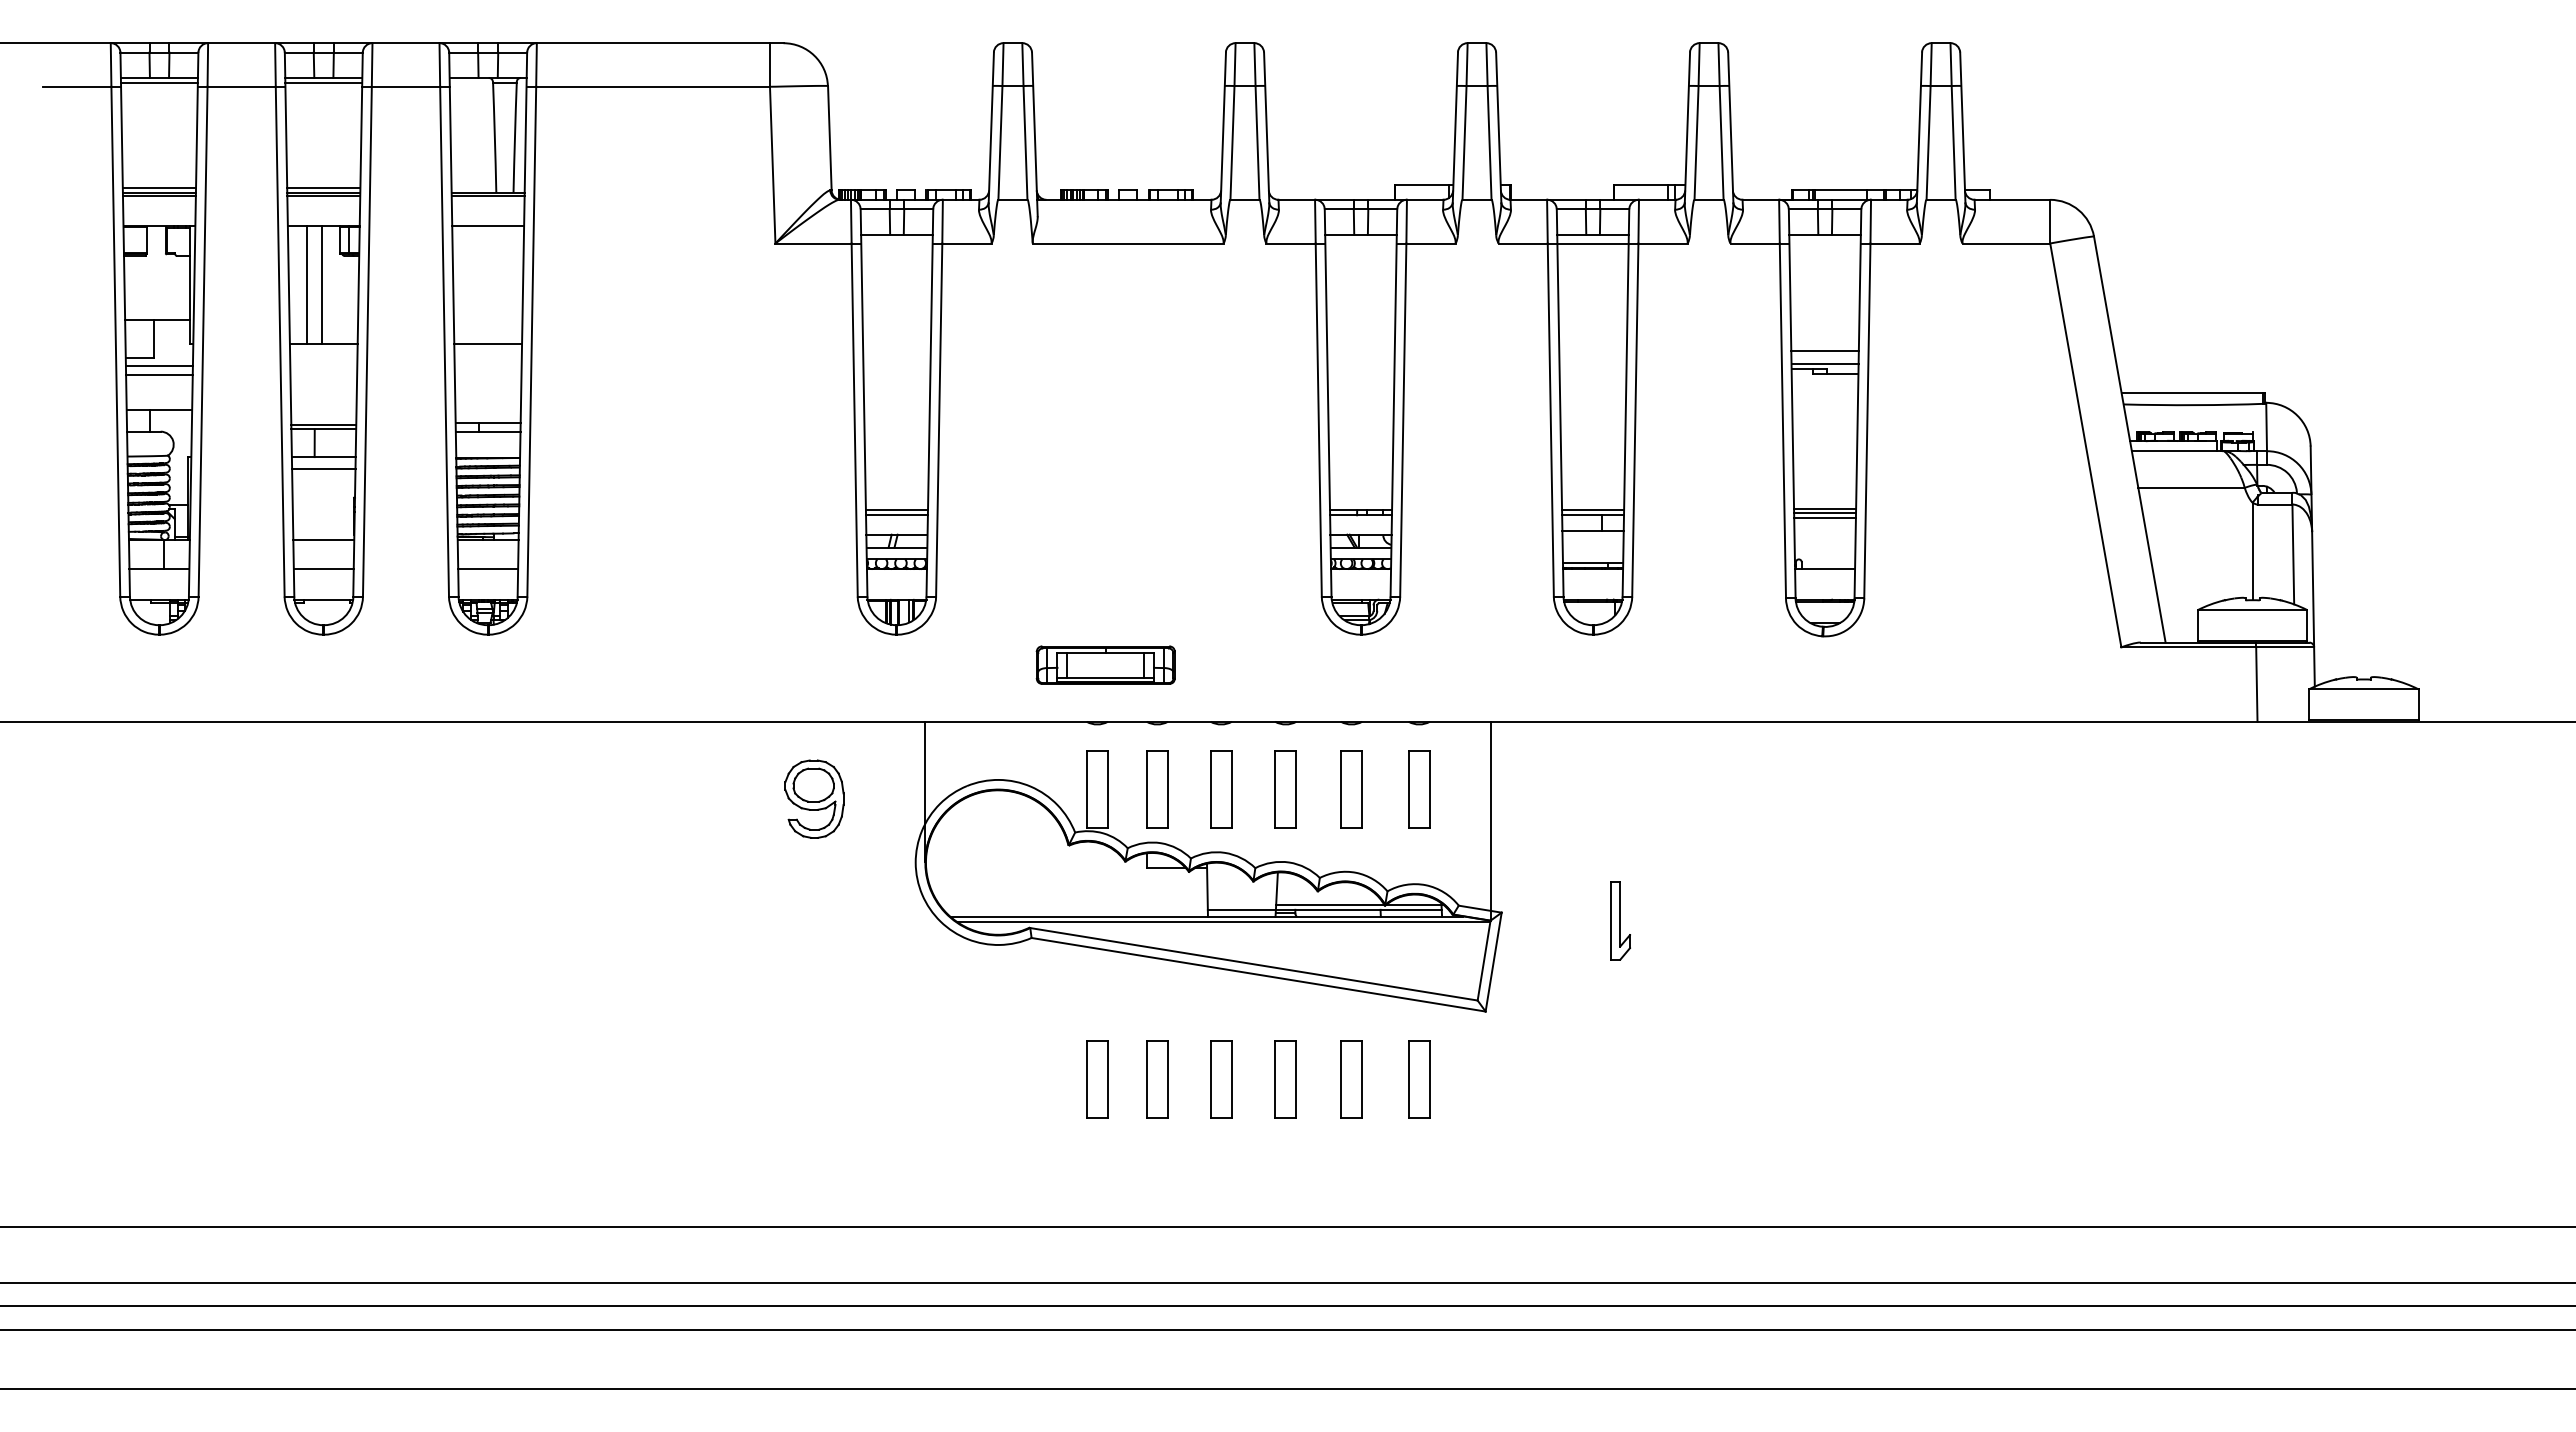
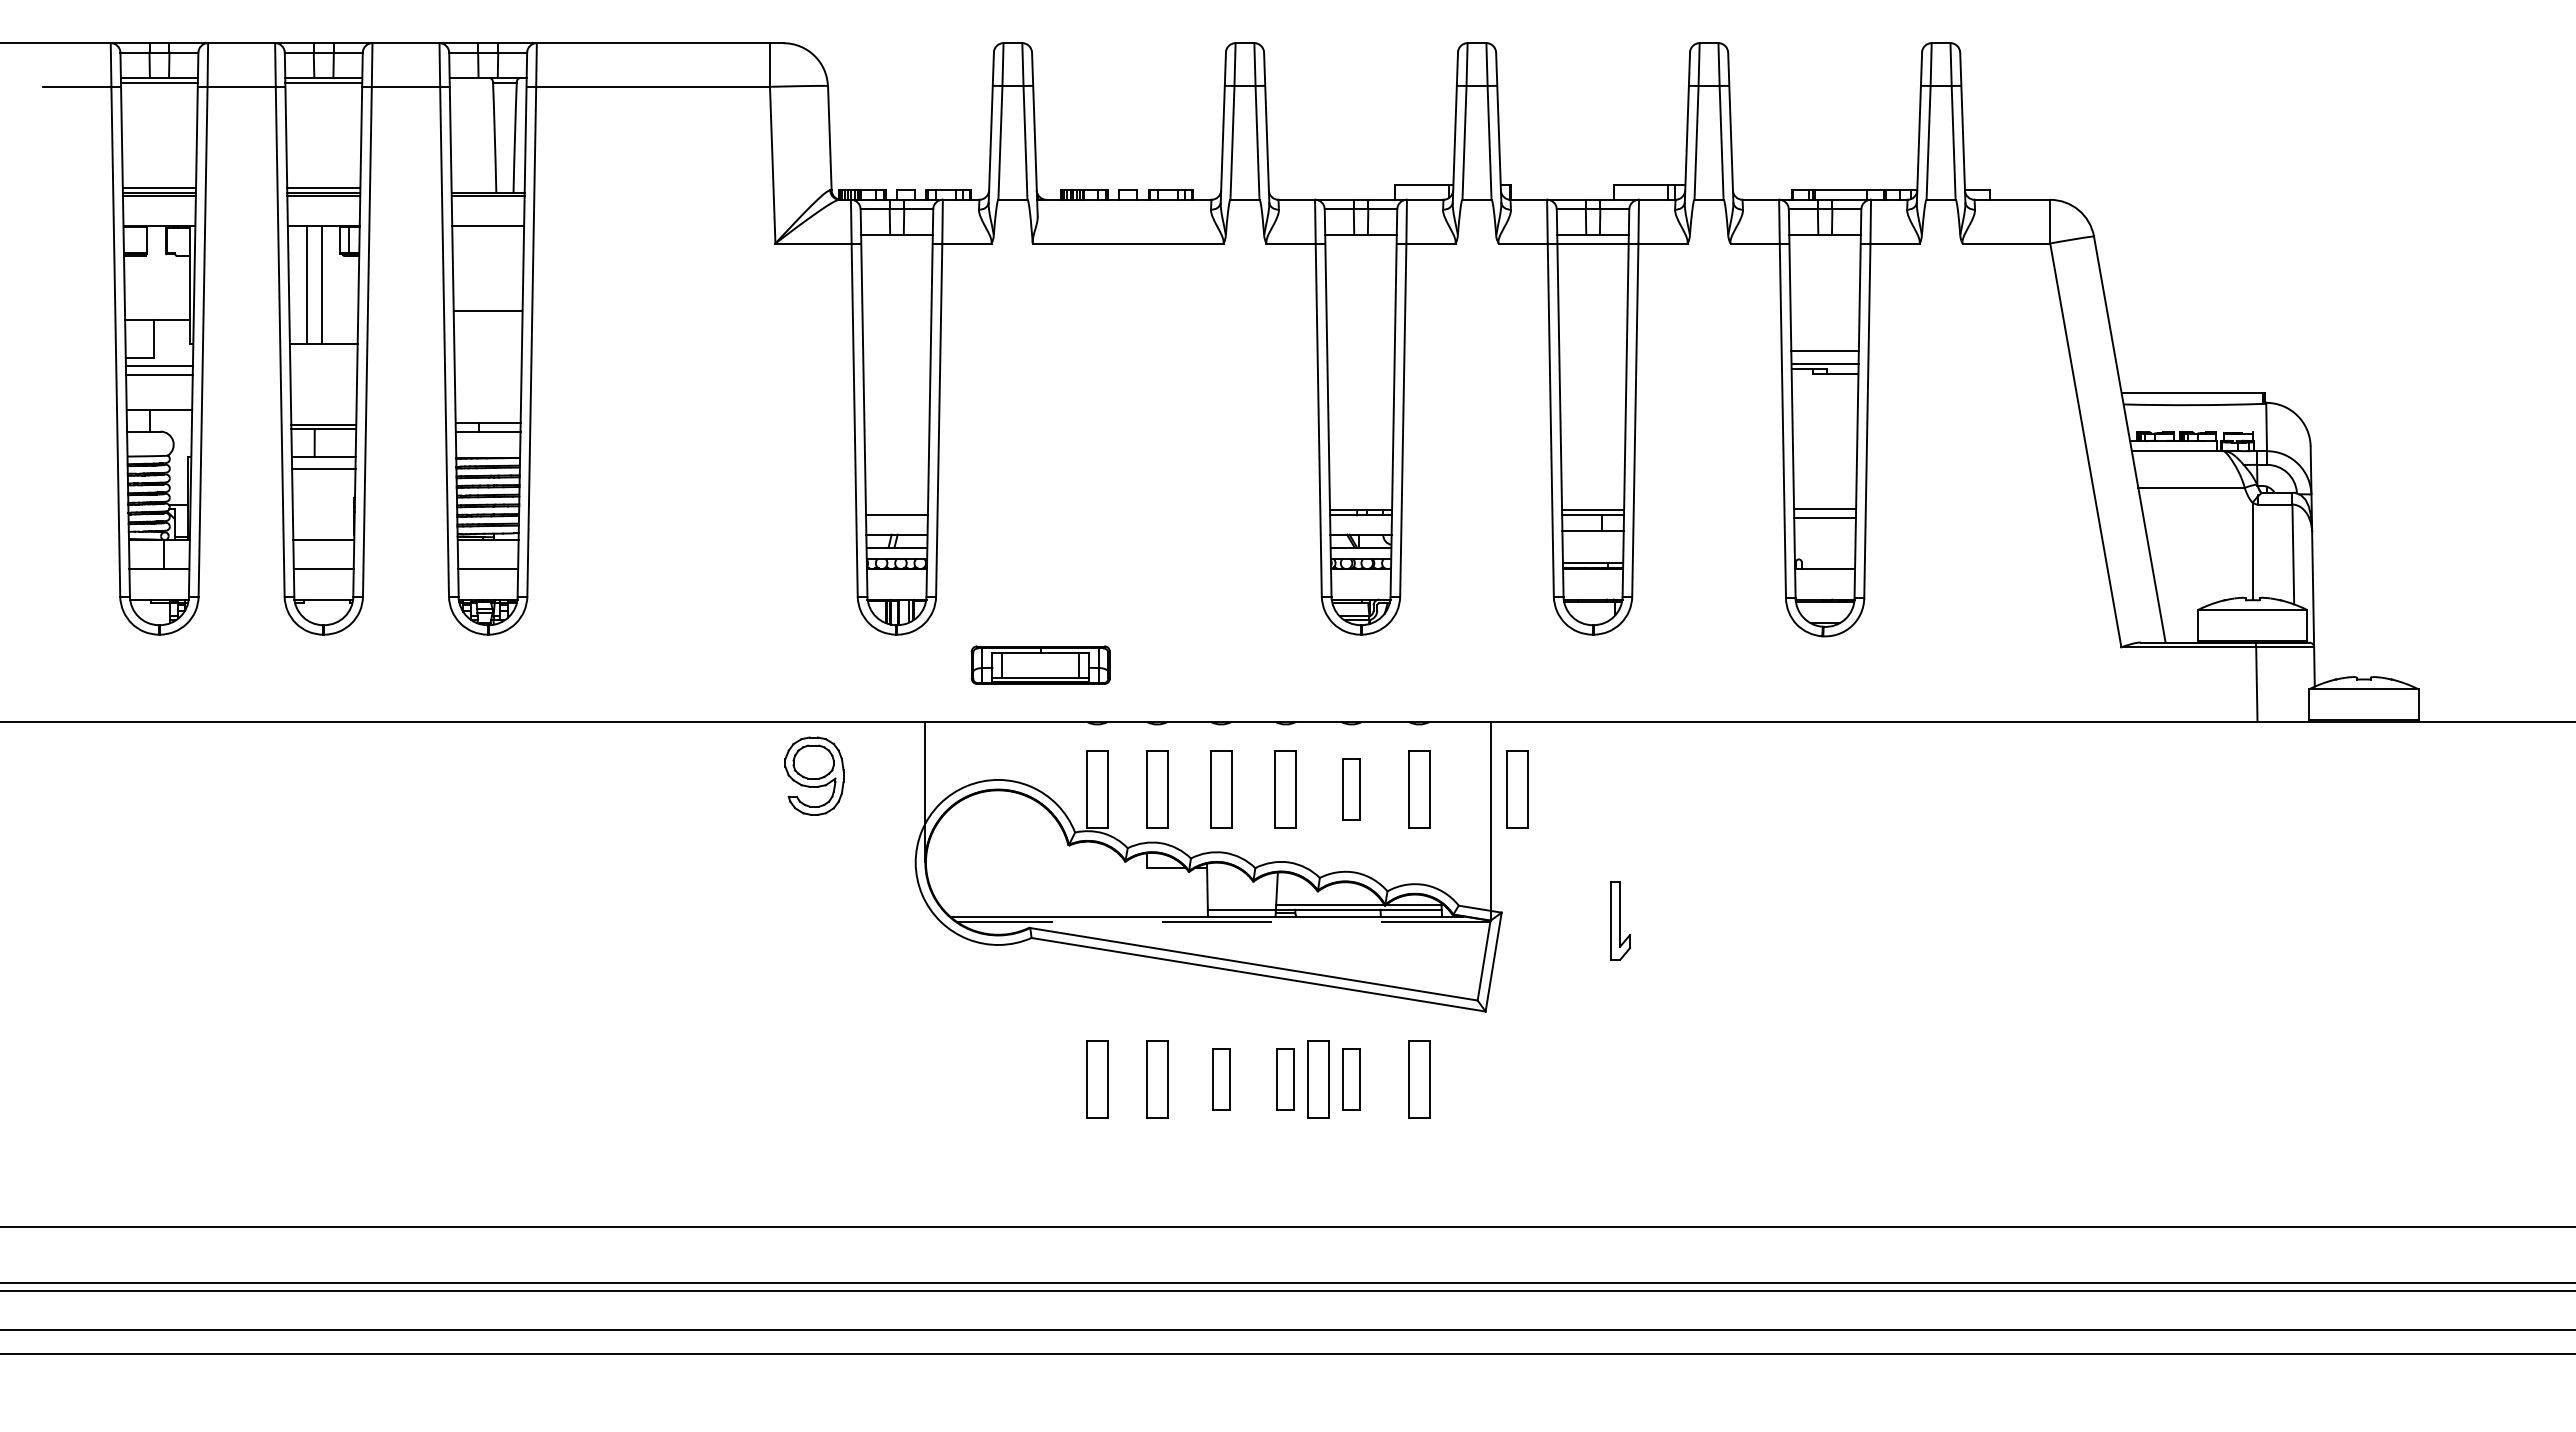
line position: (488, 344) -> (488, 311) (488, 311)
line: present -> none (896, 510)
line: present -> none (1825, 512)
part position: (1105, 664) -> (1040, 664) (1040, 664)
part size: 23x79 px -> 19x63 px (1351, 789)
part: none -> present (1517, 789)
part position: (814, 798) -> (814, 775) (814, 775)
line: solid -> dashed (1223, 921)
part size: 23x79 px -> 19x63 px (1221, 1079)
part size: 23x79 px -> 19x63 px (1285, 1079)
part: none -> present (1318, 1079)
part size: 23x79 px -> 19x63 px (1351, 1079)
line position: (1287, 1306) -> (1287, 1291) (1287, 1291)
line position: (1287, 1388) -> (1287, 1353) (1287, 1353)
